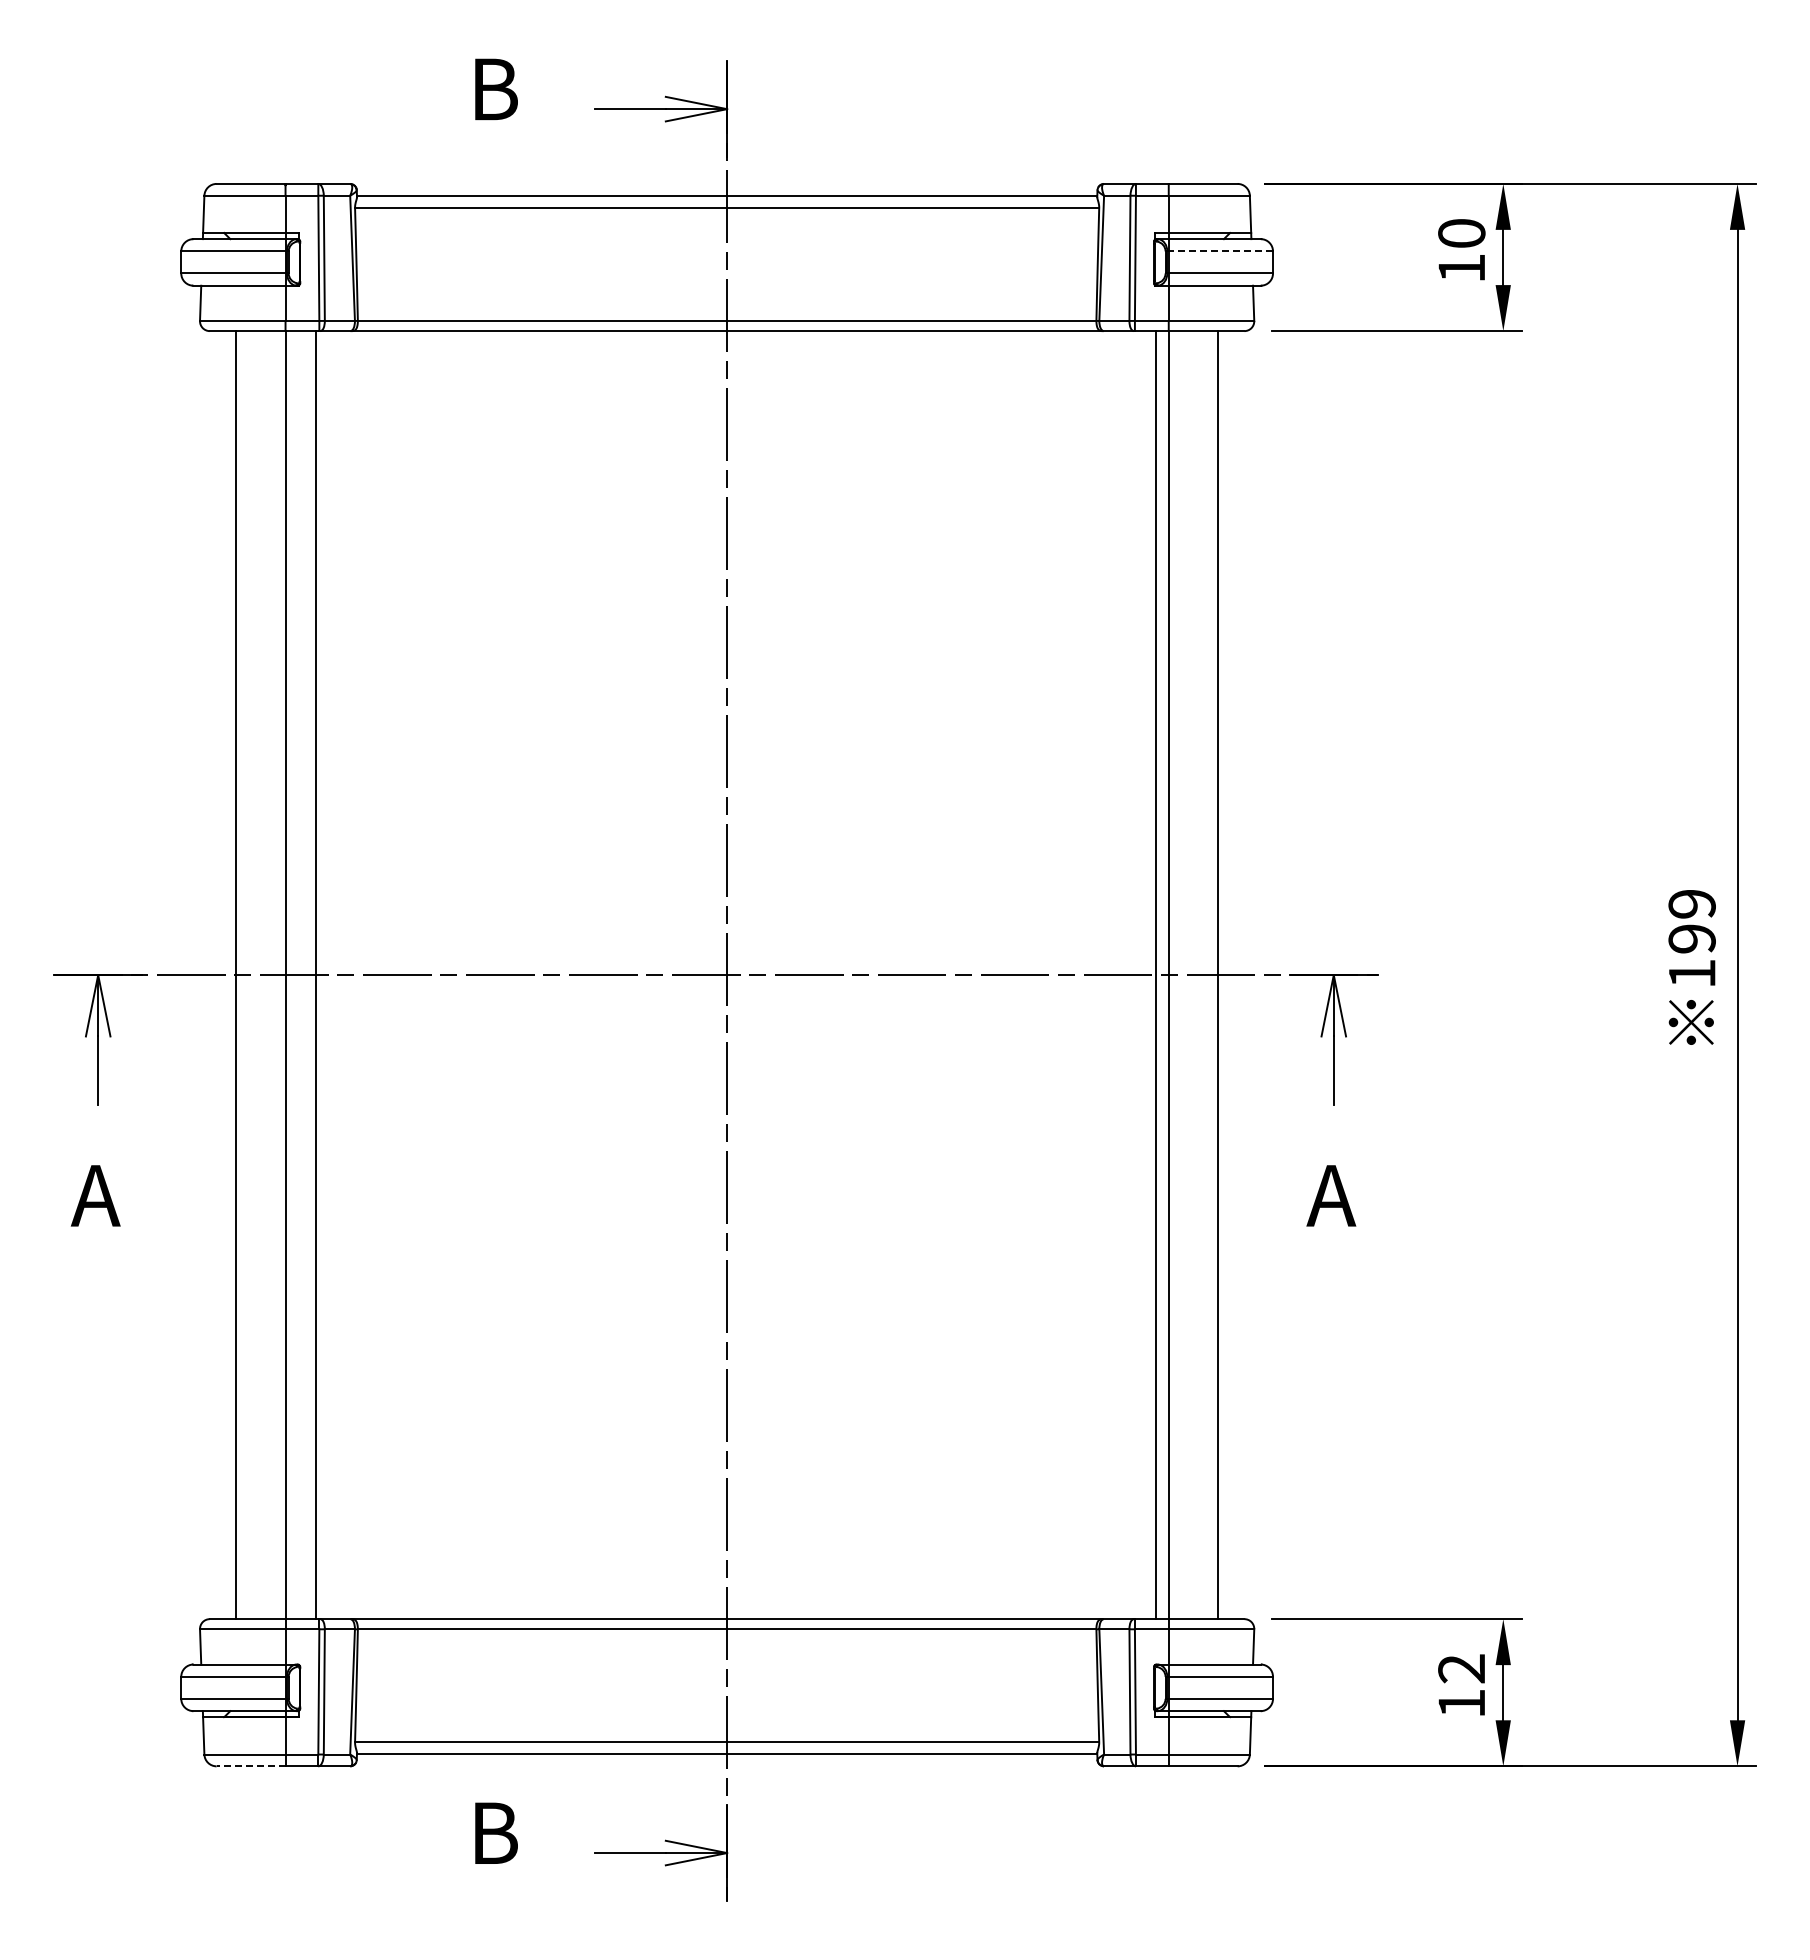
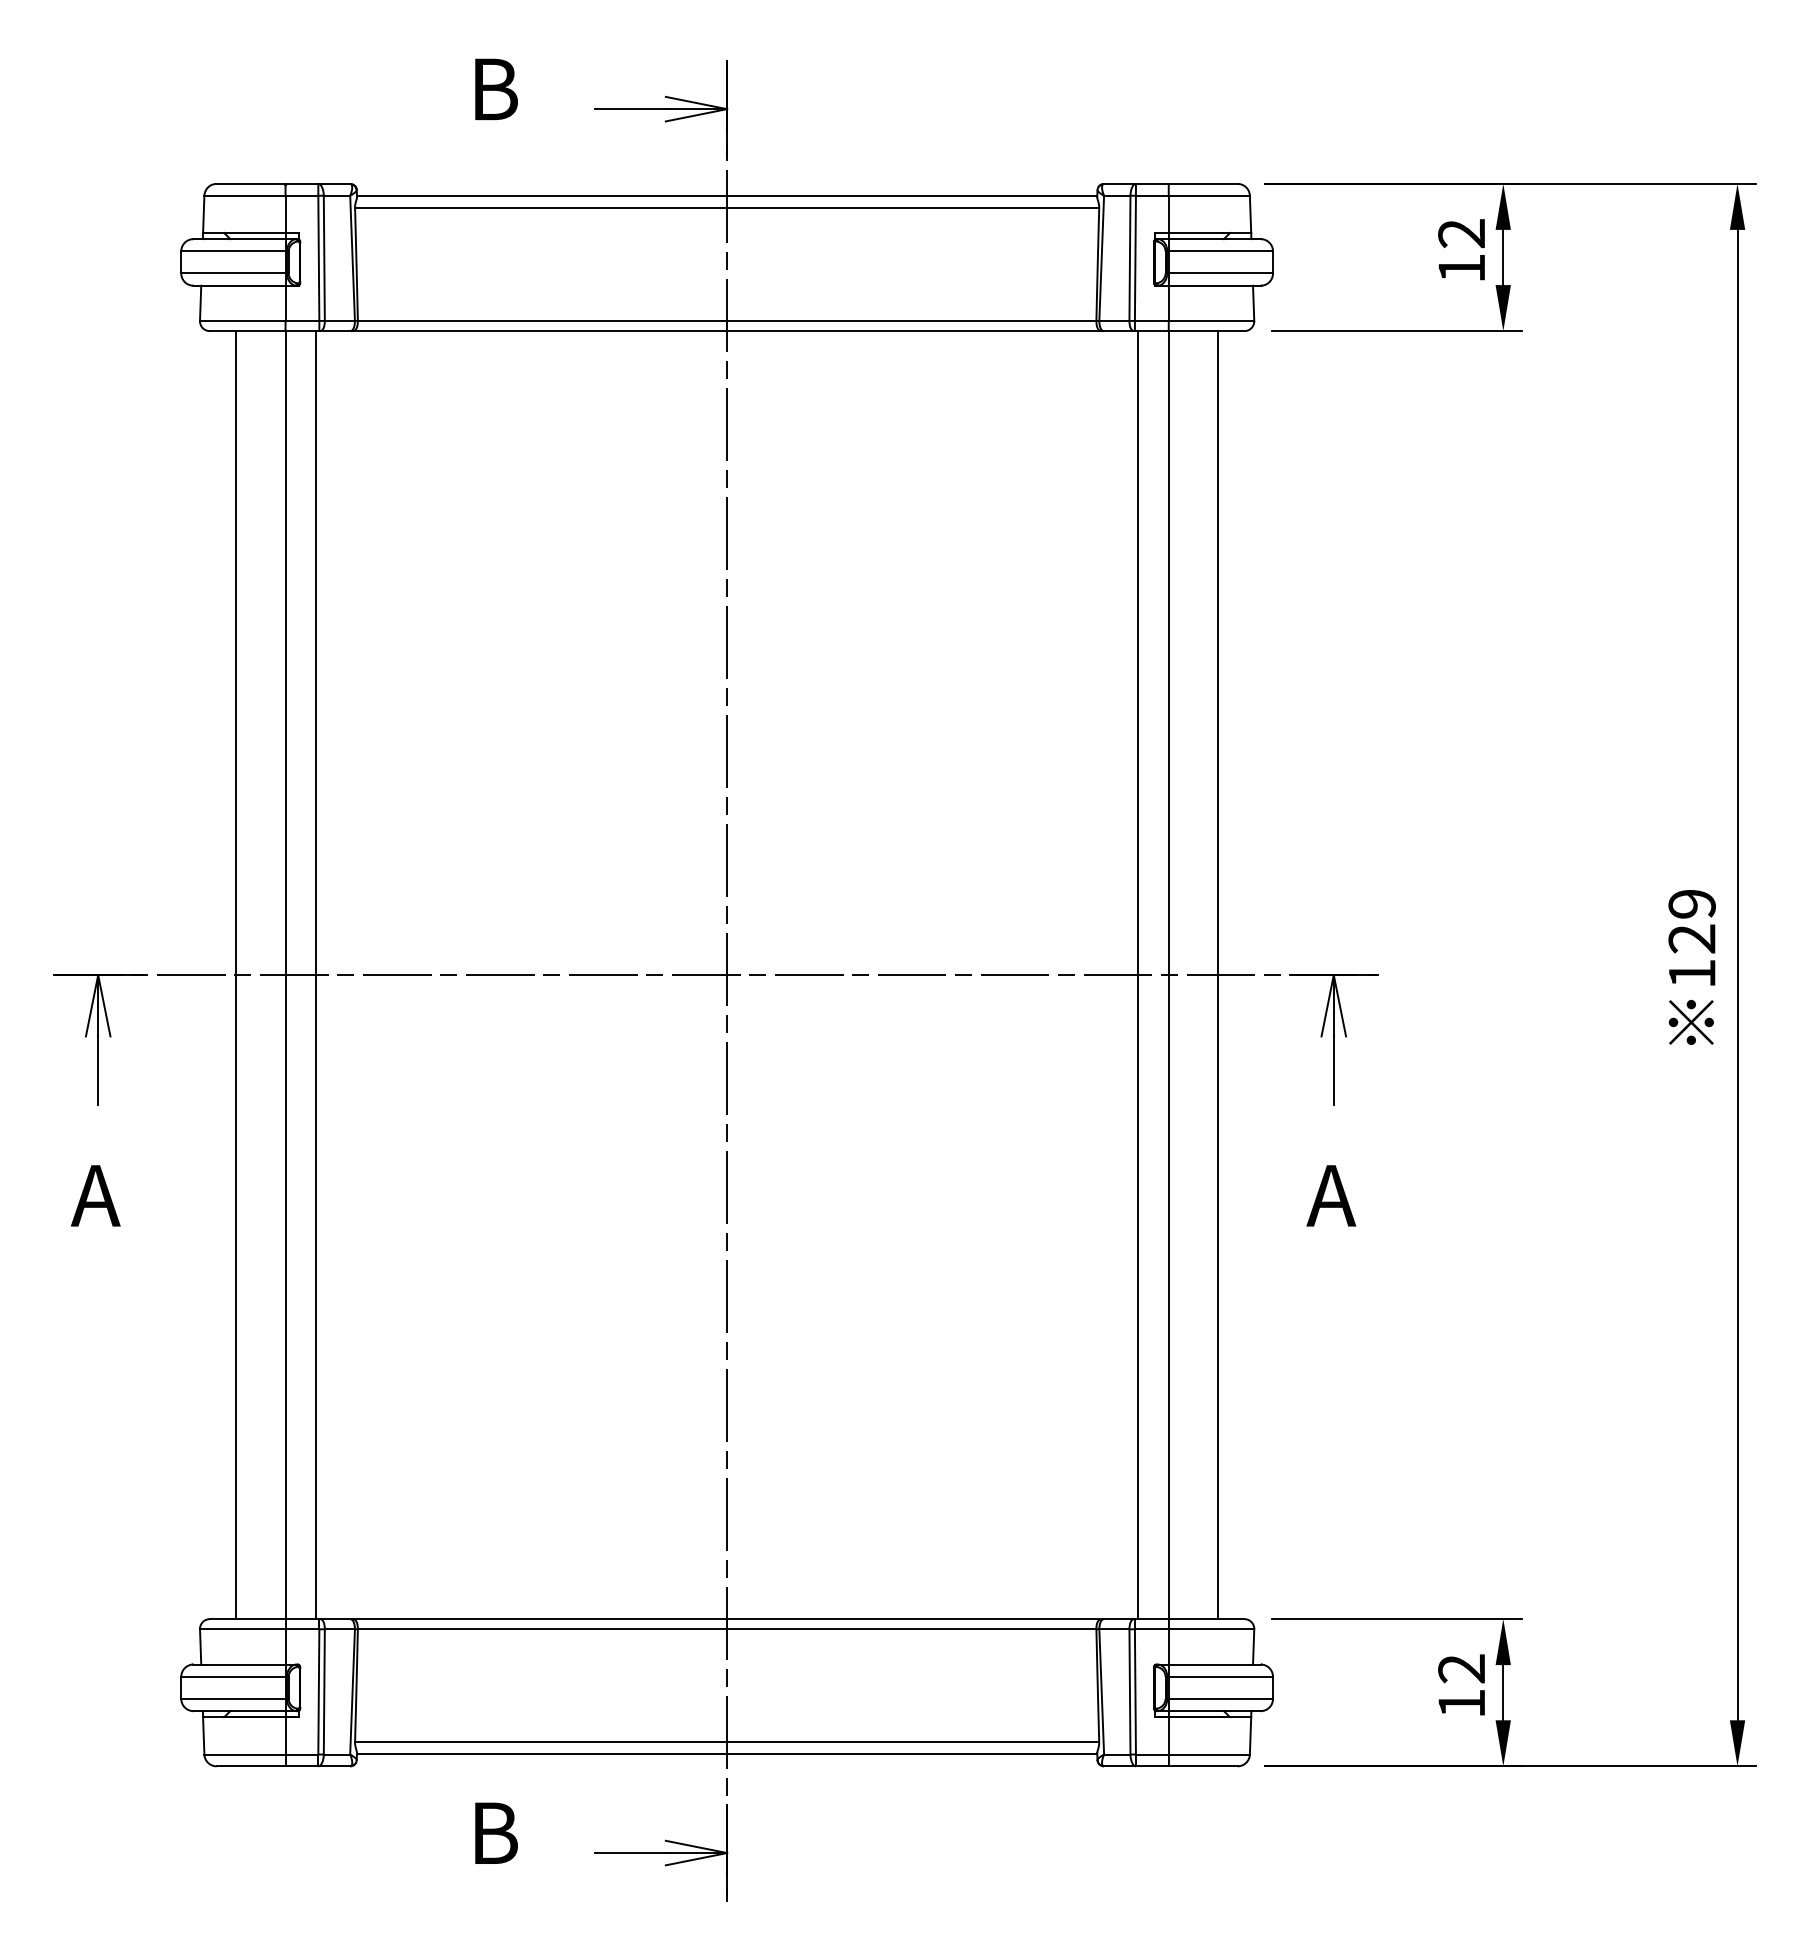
text: 10 -> 12 (1461, 233)
line: dashed -> solid (1220, 251)
text: 199 -> 129 (1691, 938)
line position: (1156, 975) -> (1138, 975) (1138, 975)
line: dashed -> solid (250, 1766)
